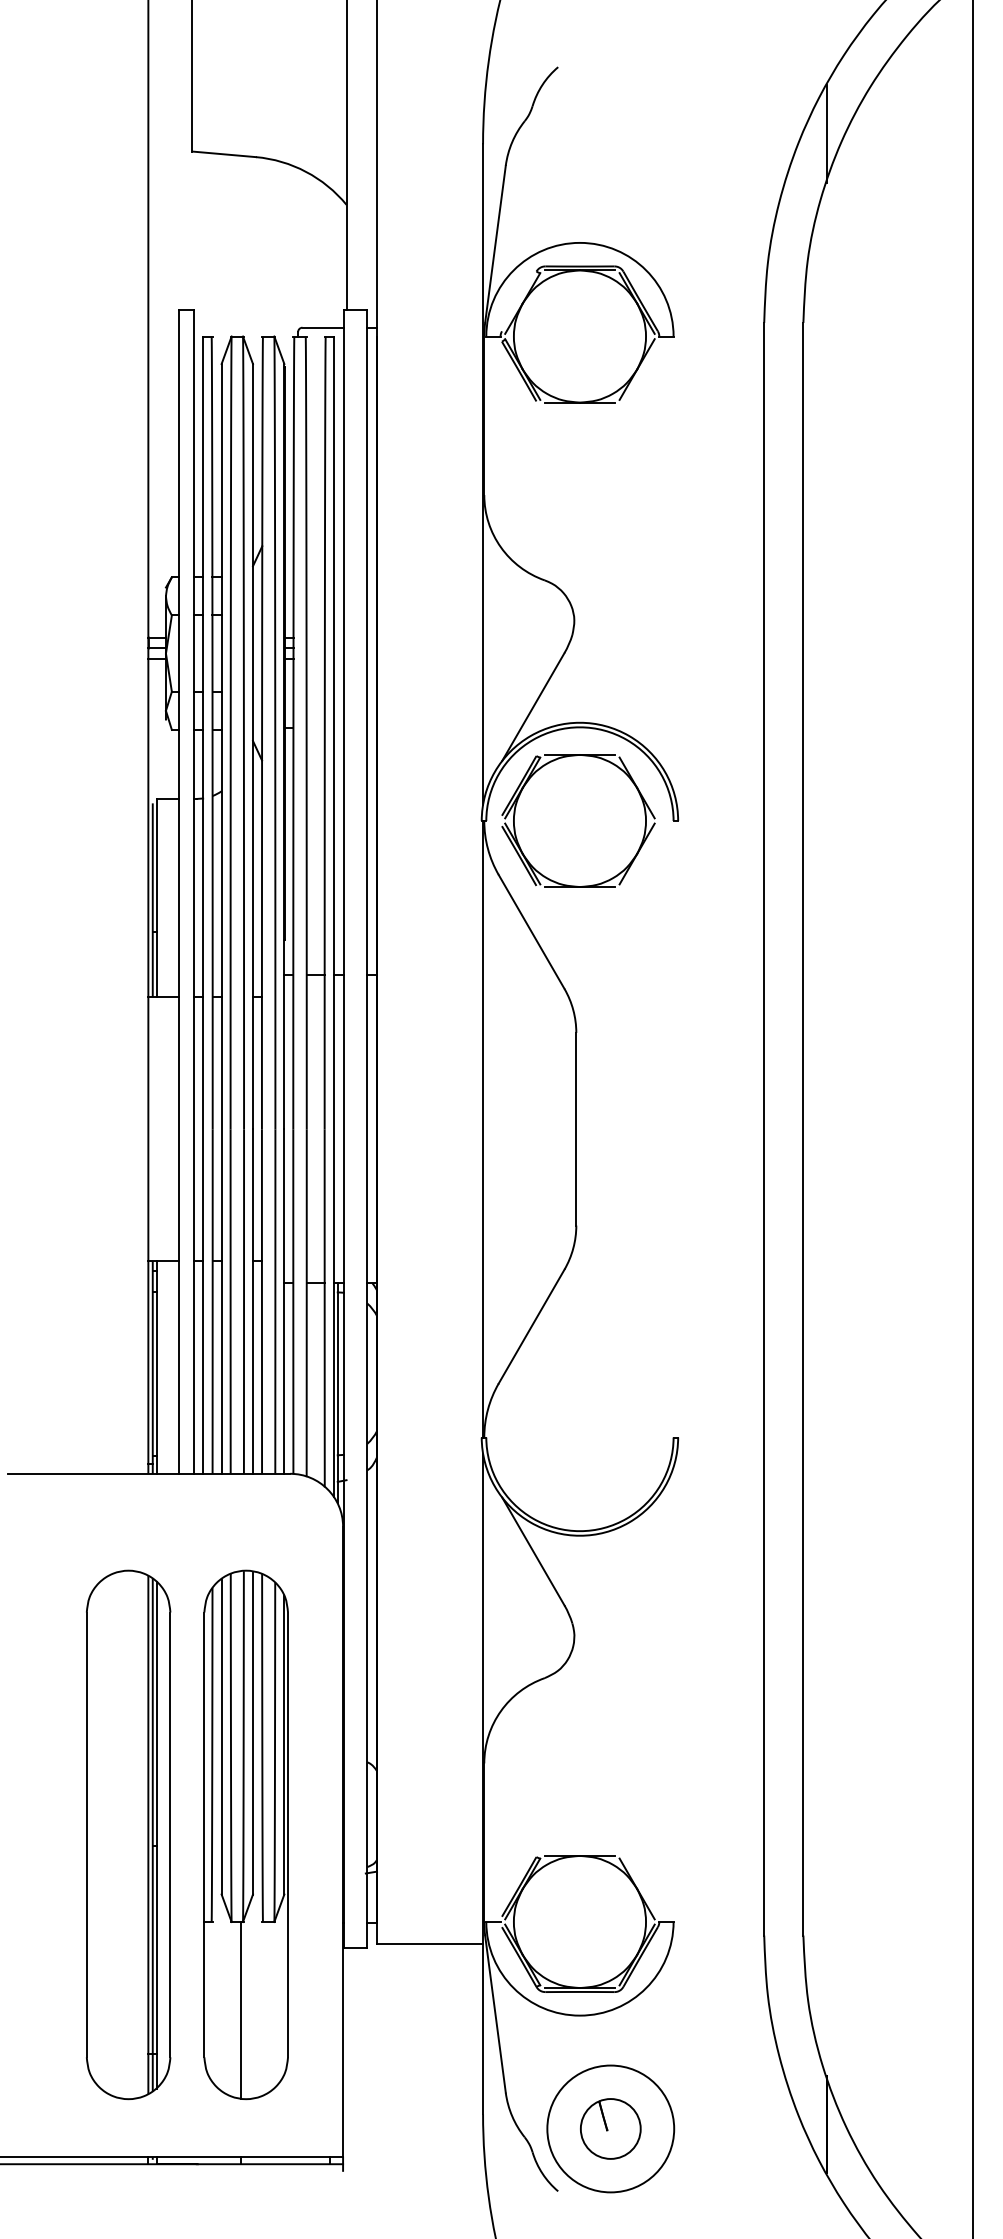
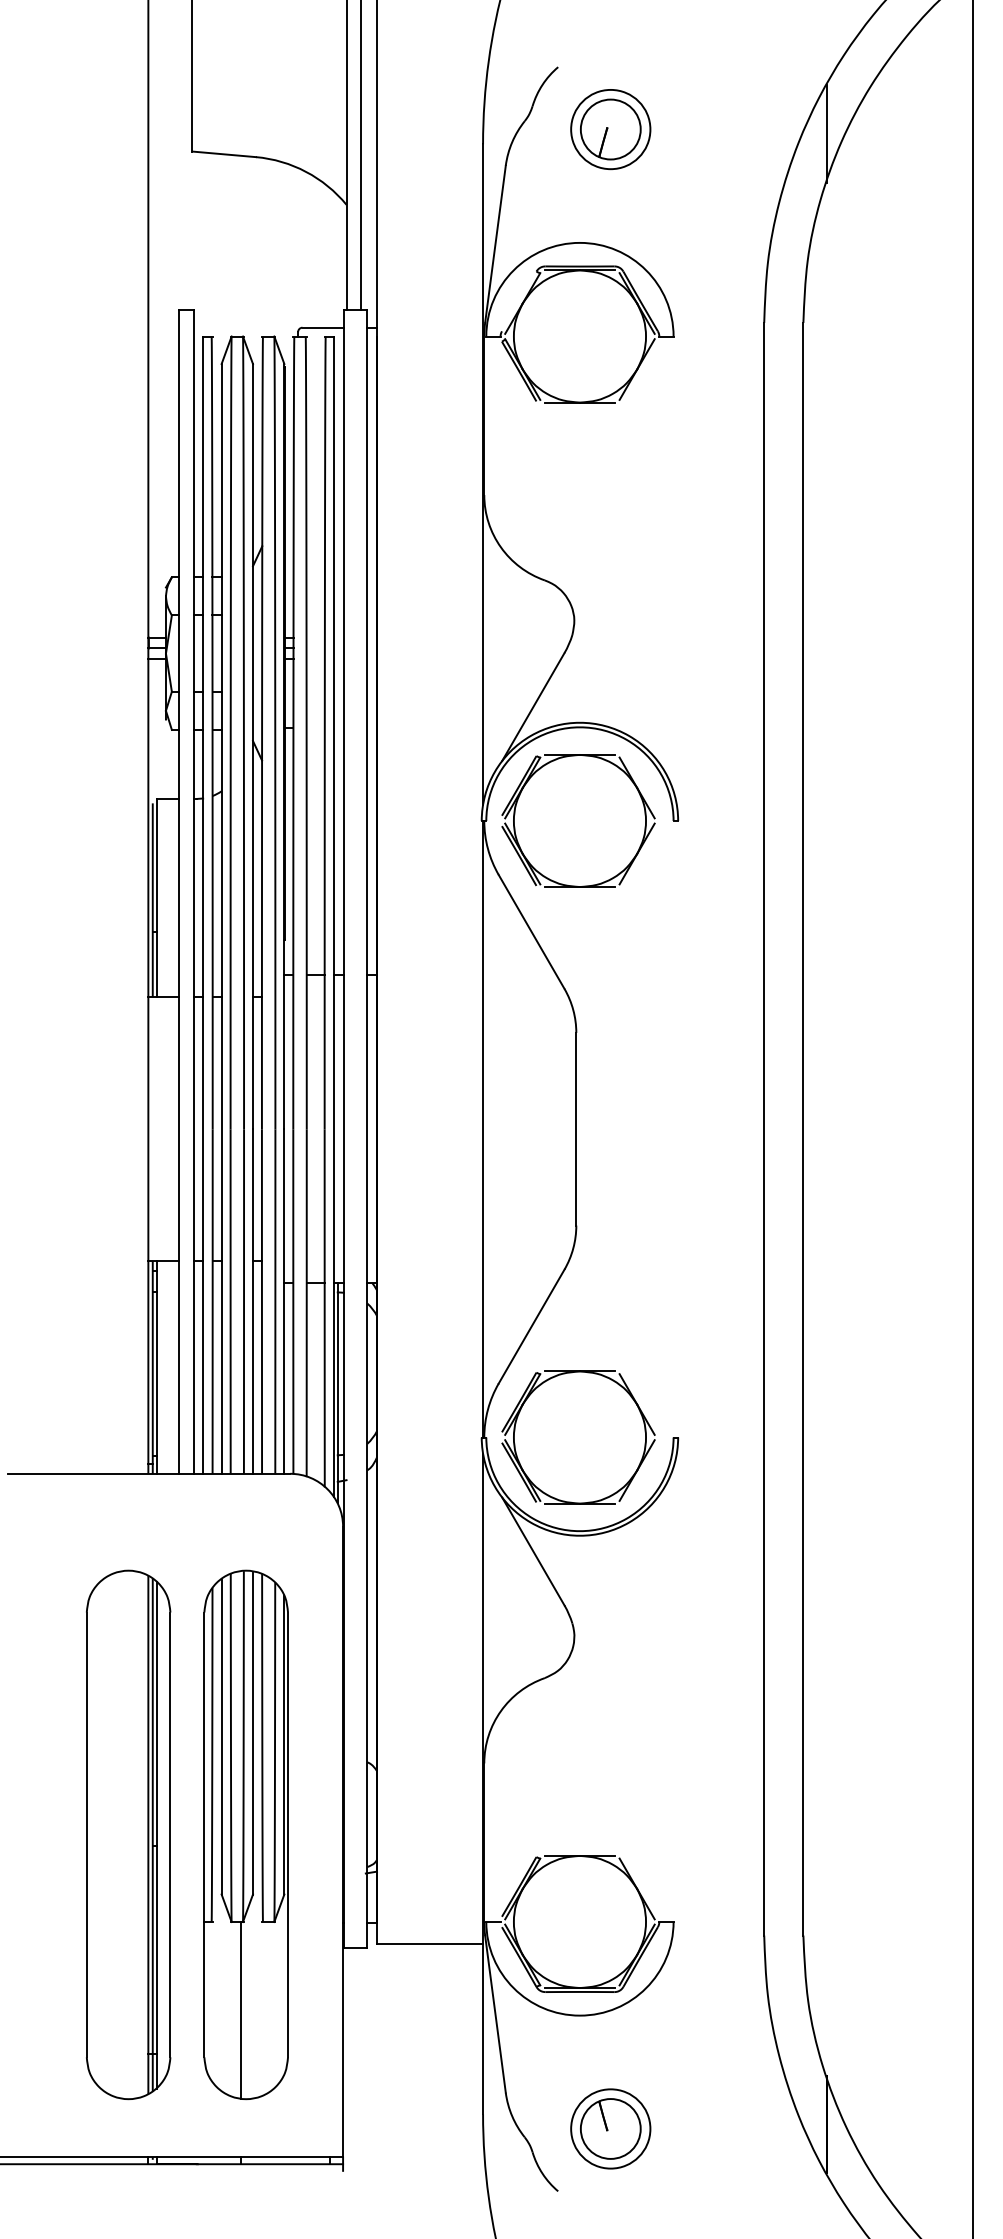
part: none -> present (610, 129)
line: none -> present (361, 156)
part: none -> present (578, 1437)
circle diameter: 127 px -> 79 px (610, 2128)
